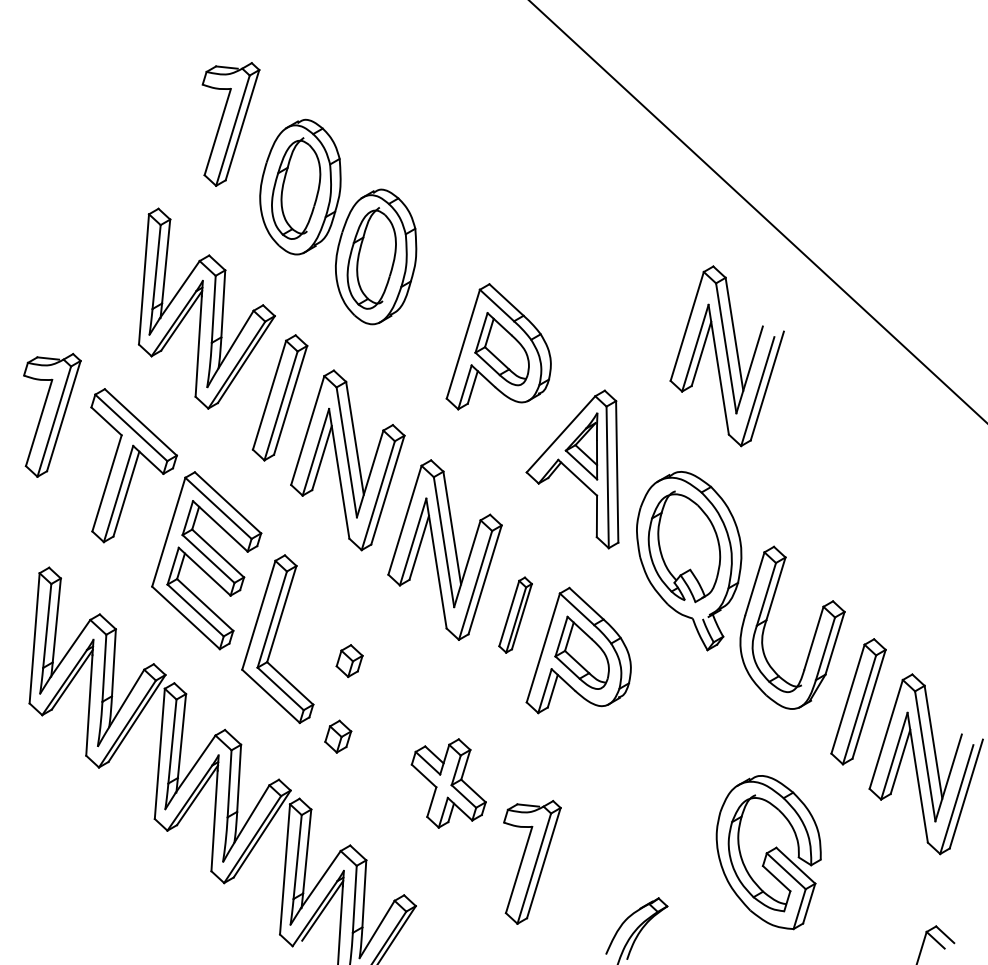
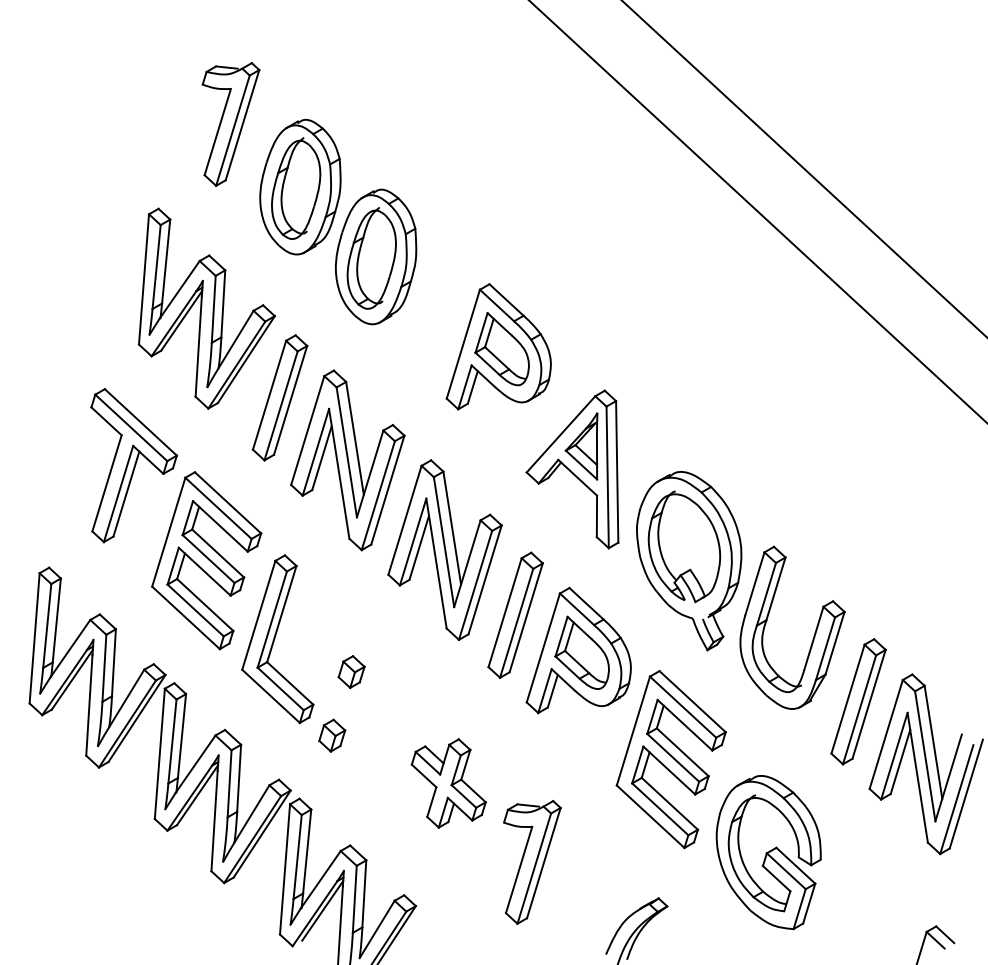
line: none -> present (803, 168)
part: present -> none (726, 356)
part: present -> none (52, 414)
part size: 35x78 px -> 57x128 px (515, 614)
part position: (349, 661) -> (351, 672) (351, 672)
part position: (338, 736) -> (332, 735) (332, 735)
part: none -> present (670, 759)
